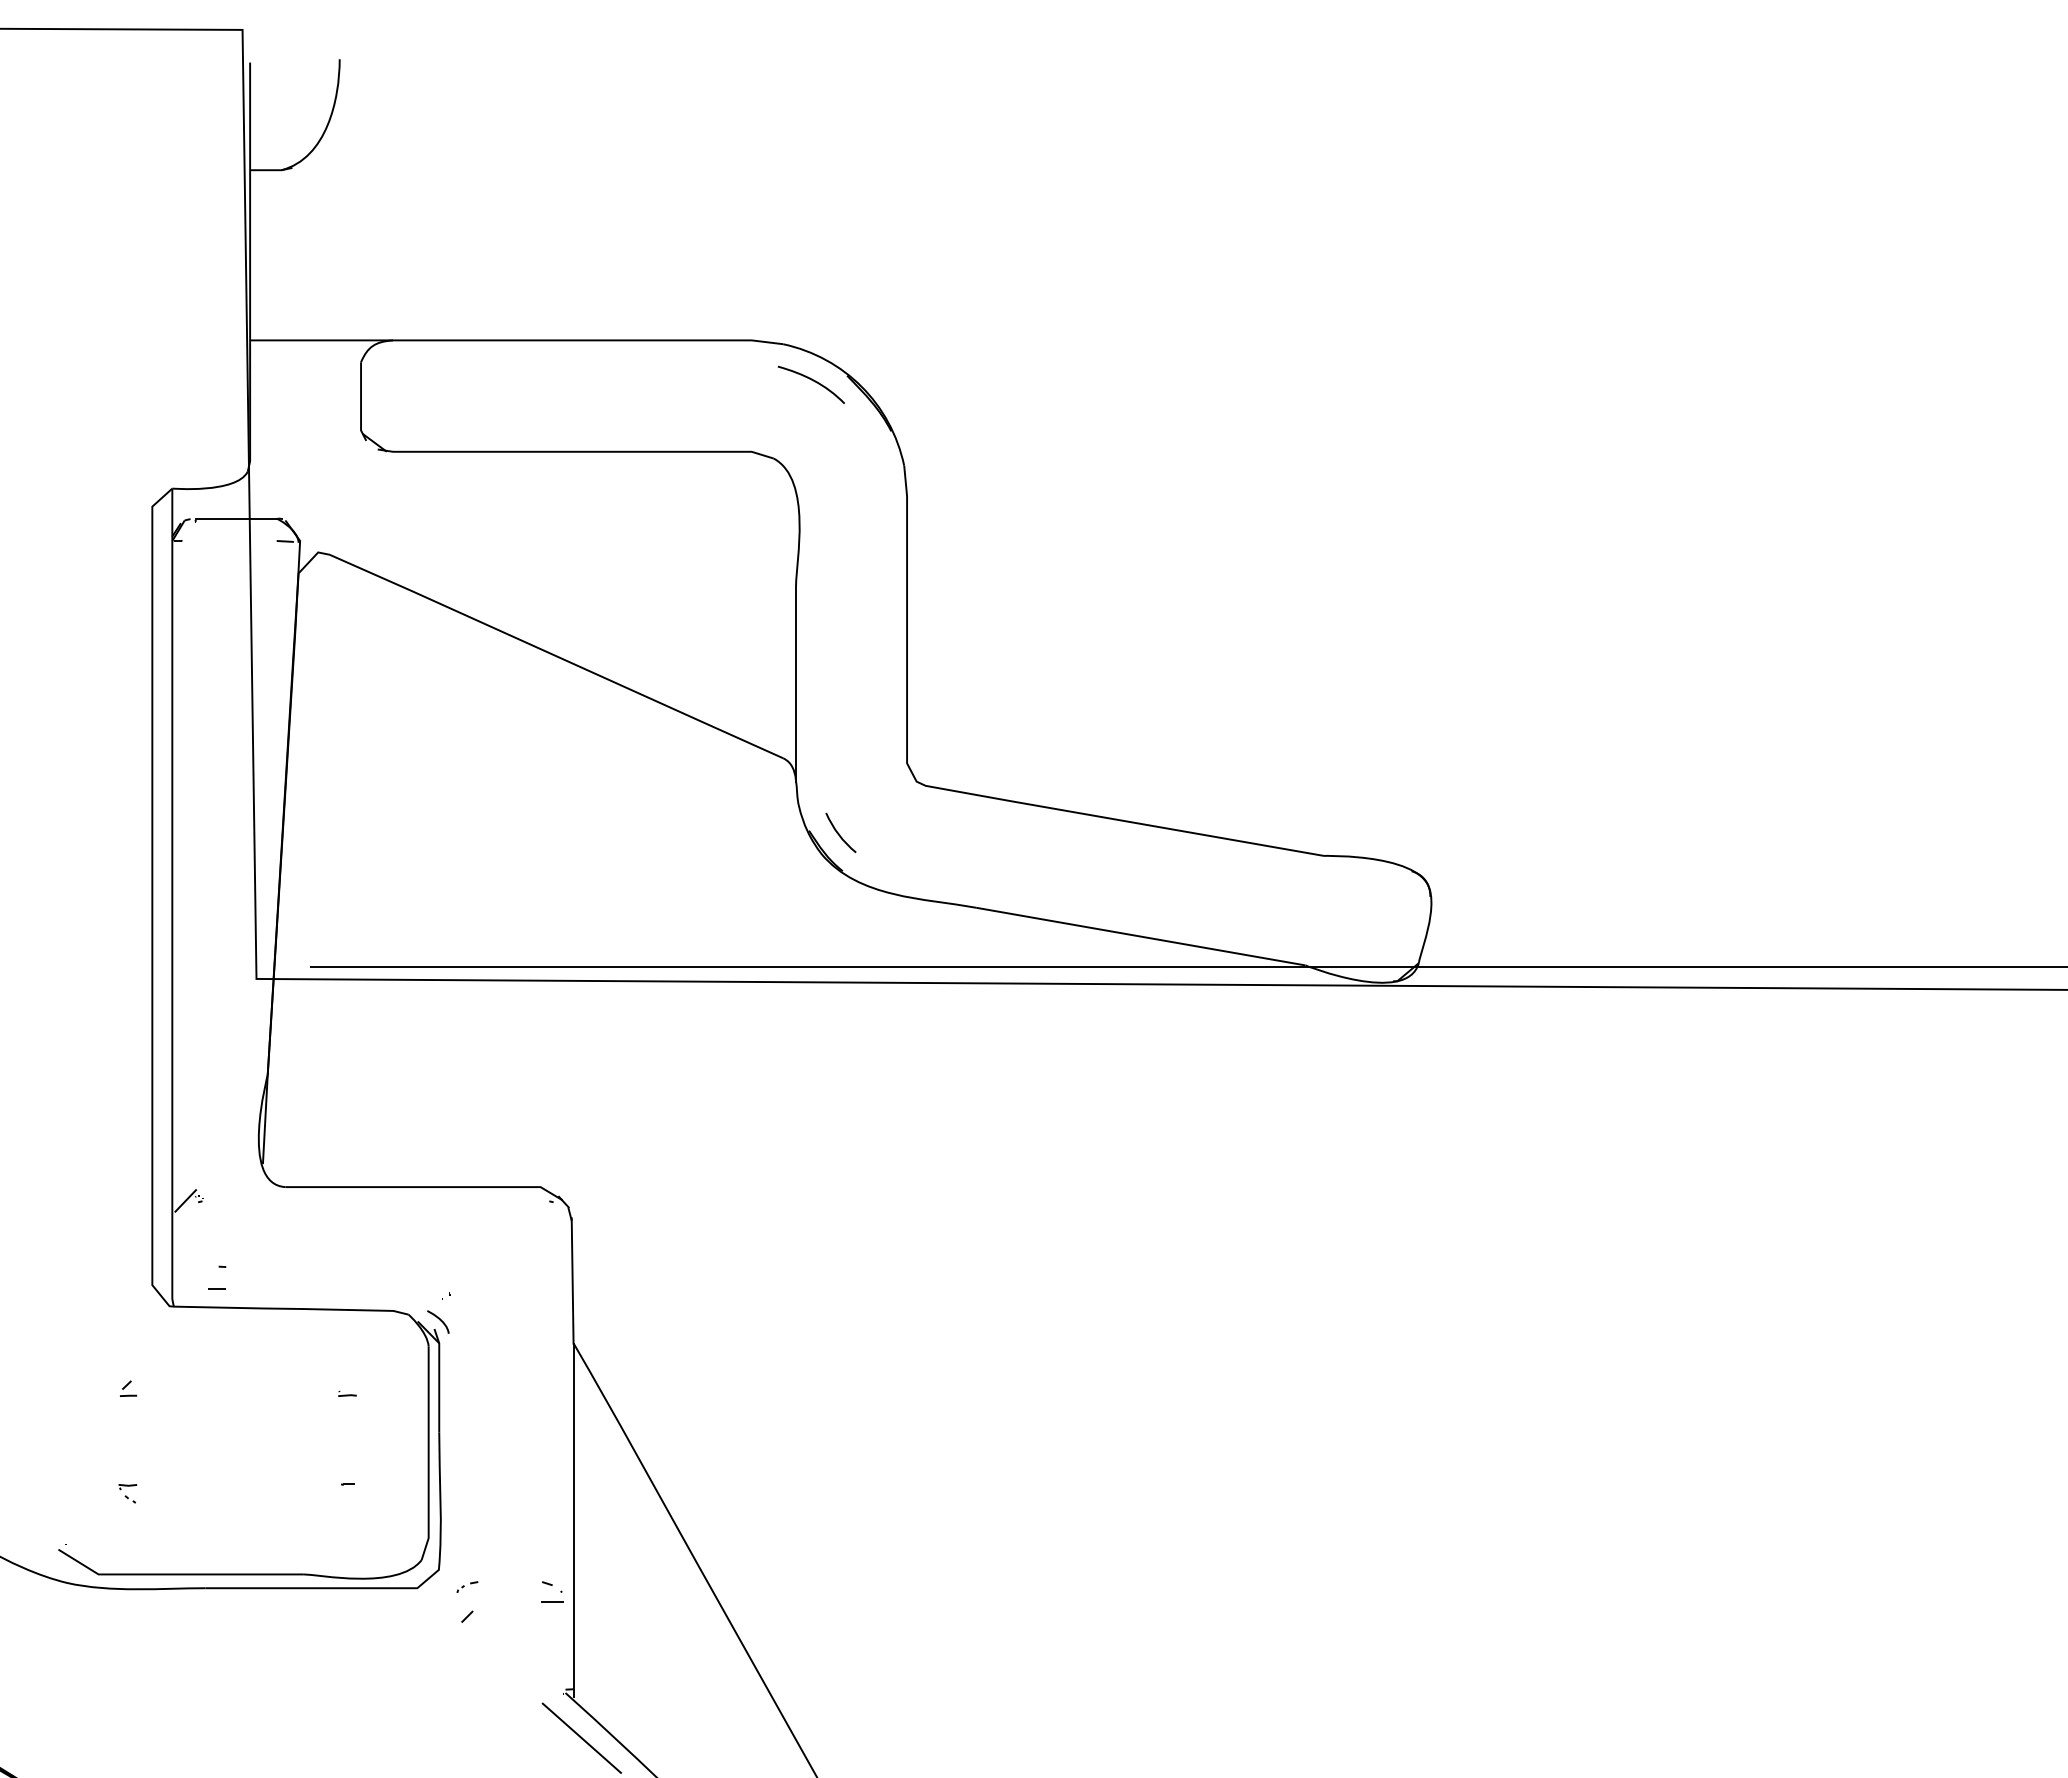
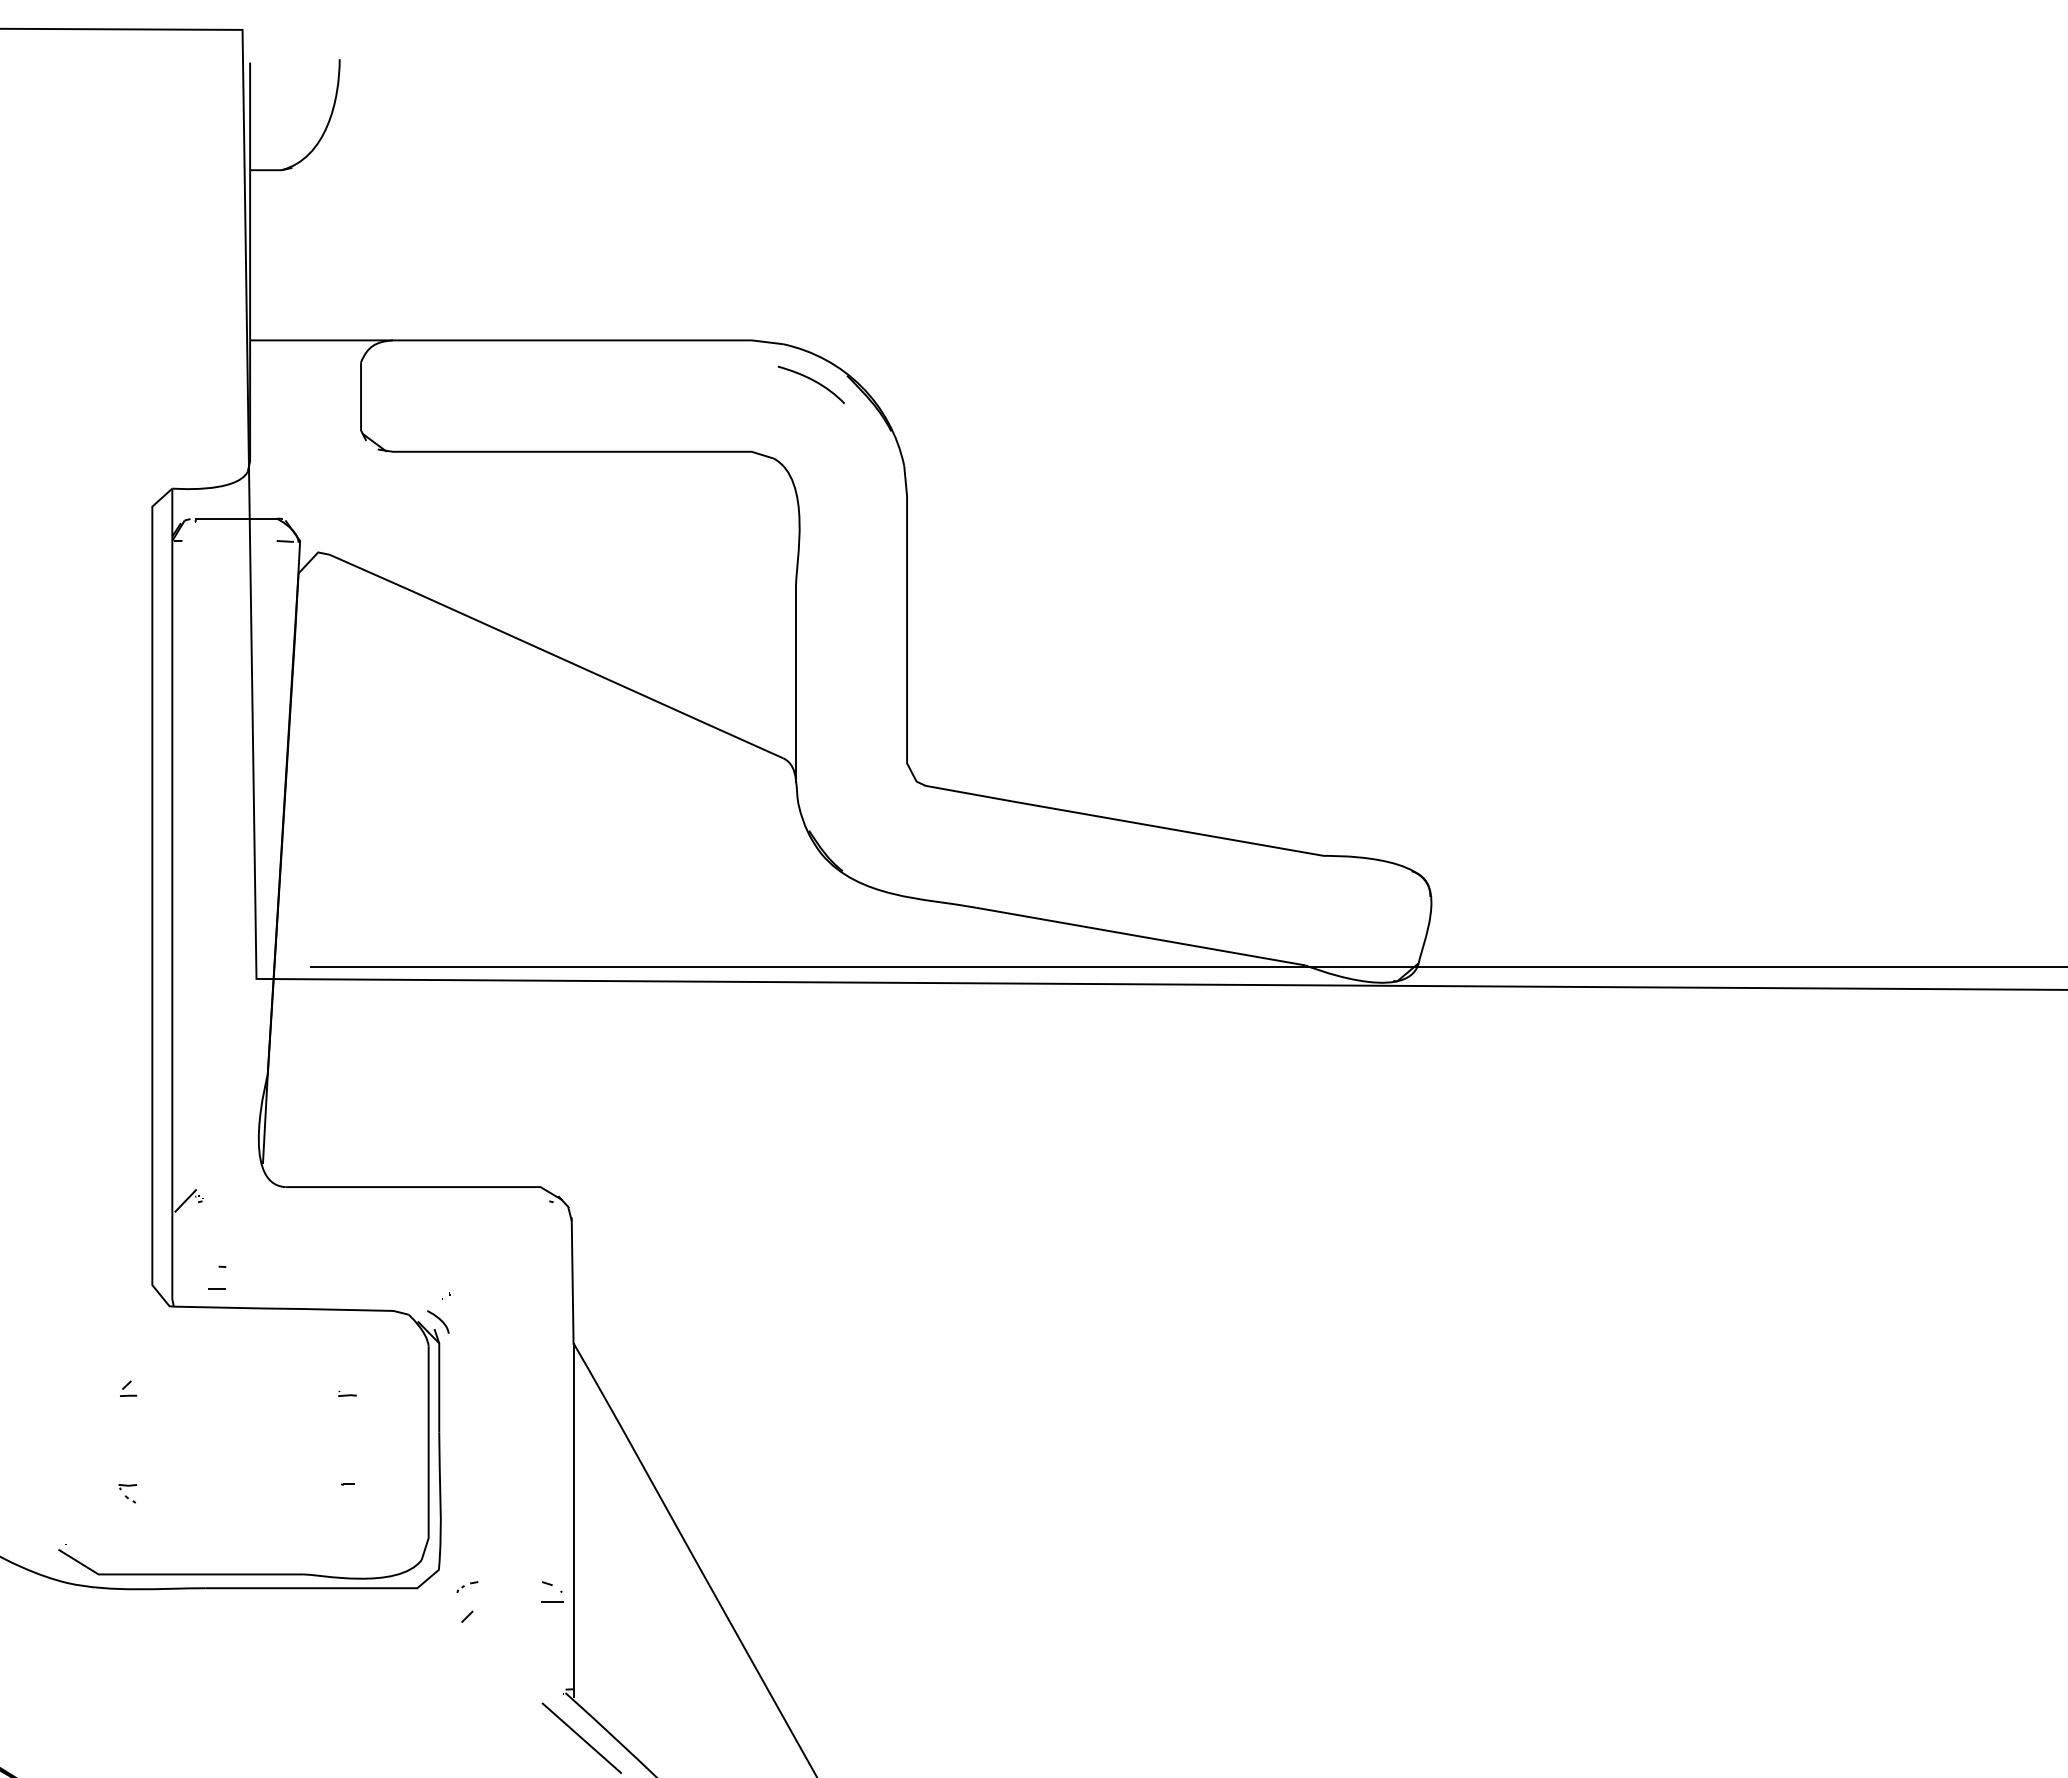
curve: present -> none (839, 833)
